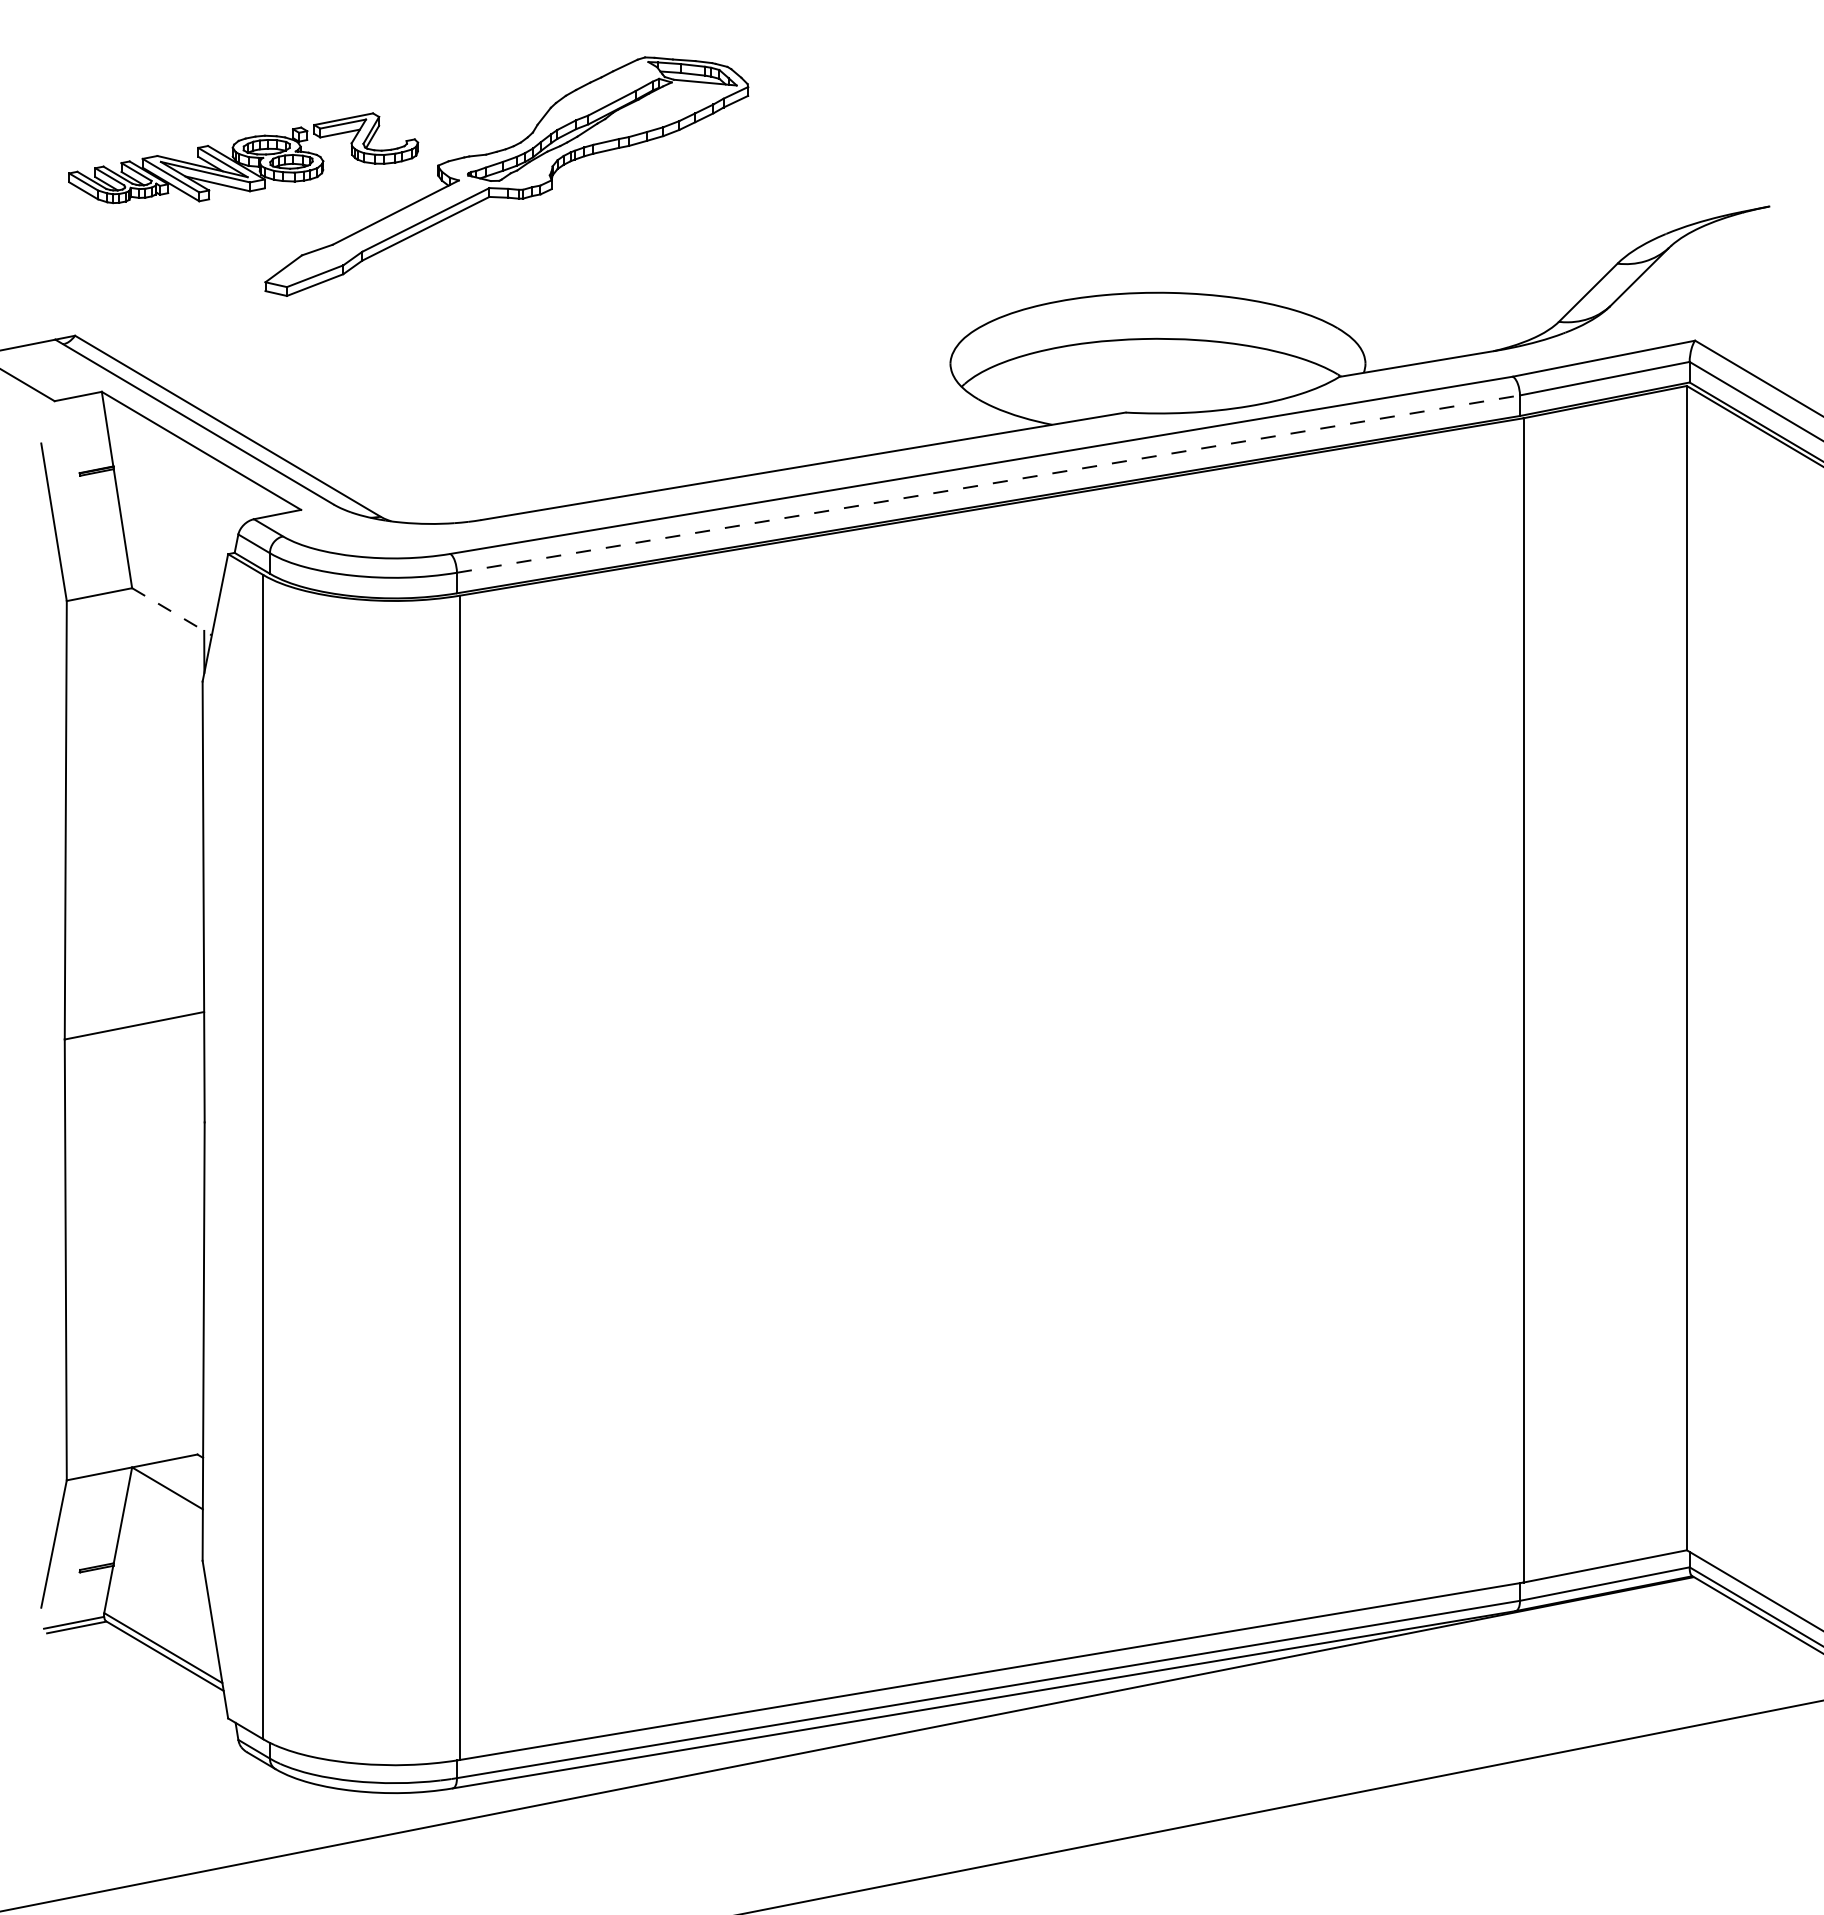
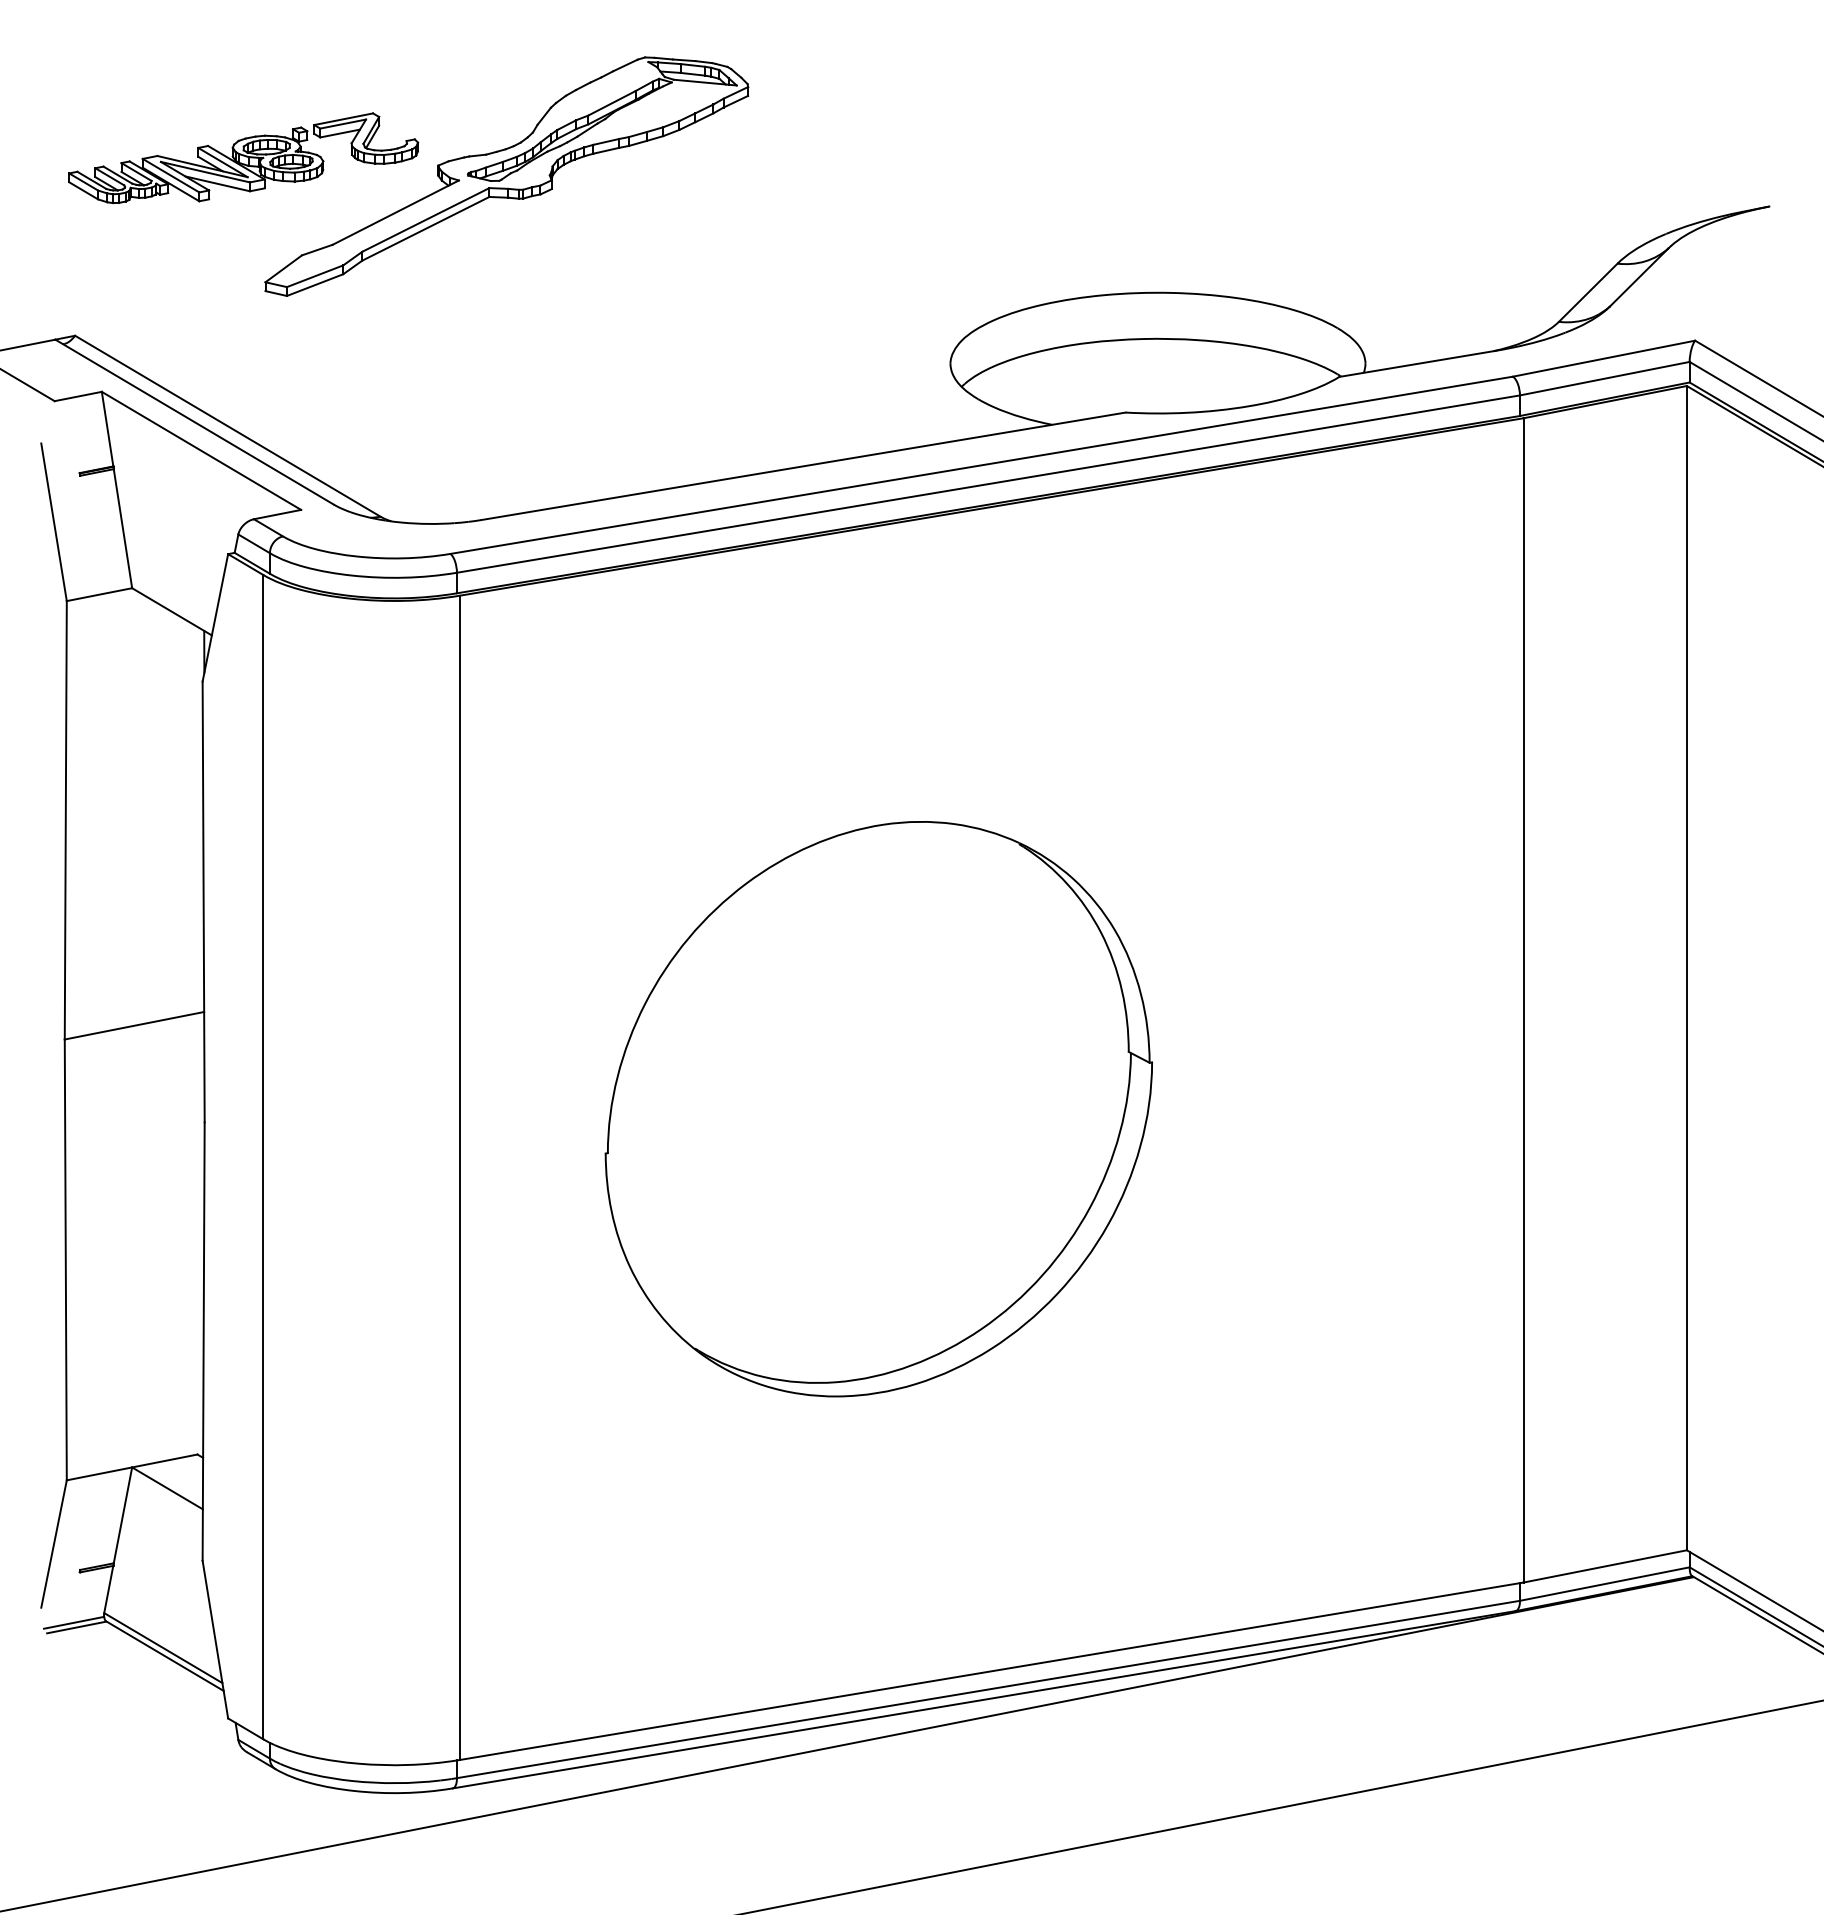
line: dashed -> solid (988, 484)
line: dashed -> solid (172, 612)
part: none -> present (878, 1109)
